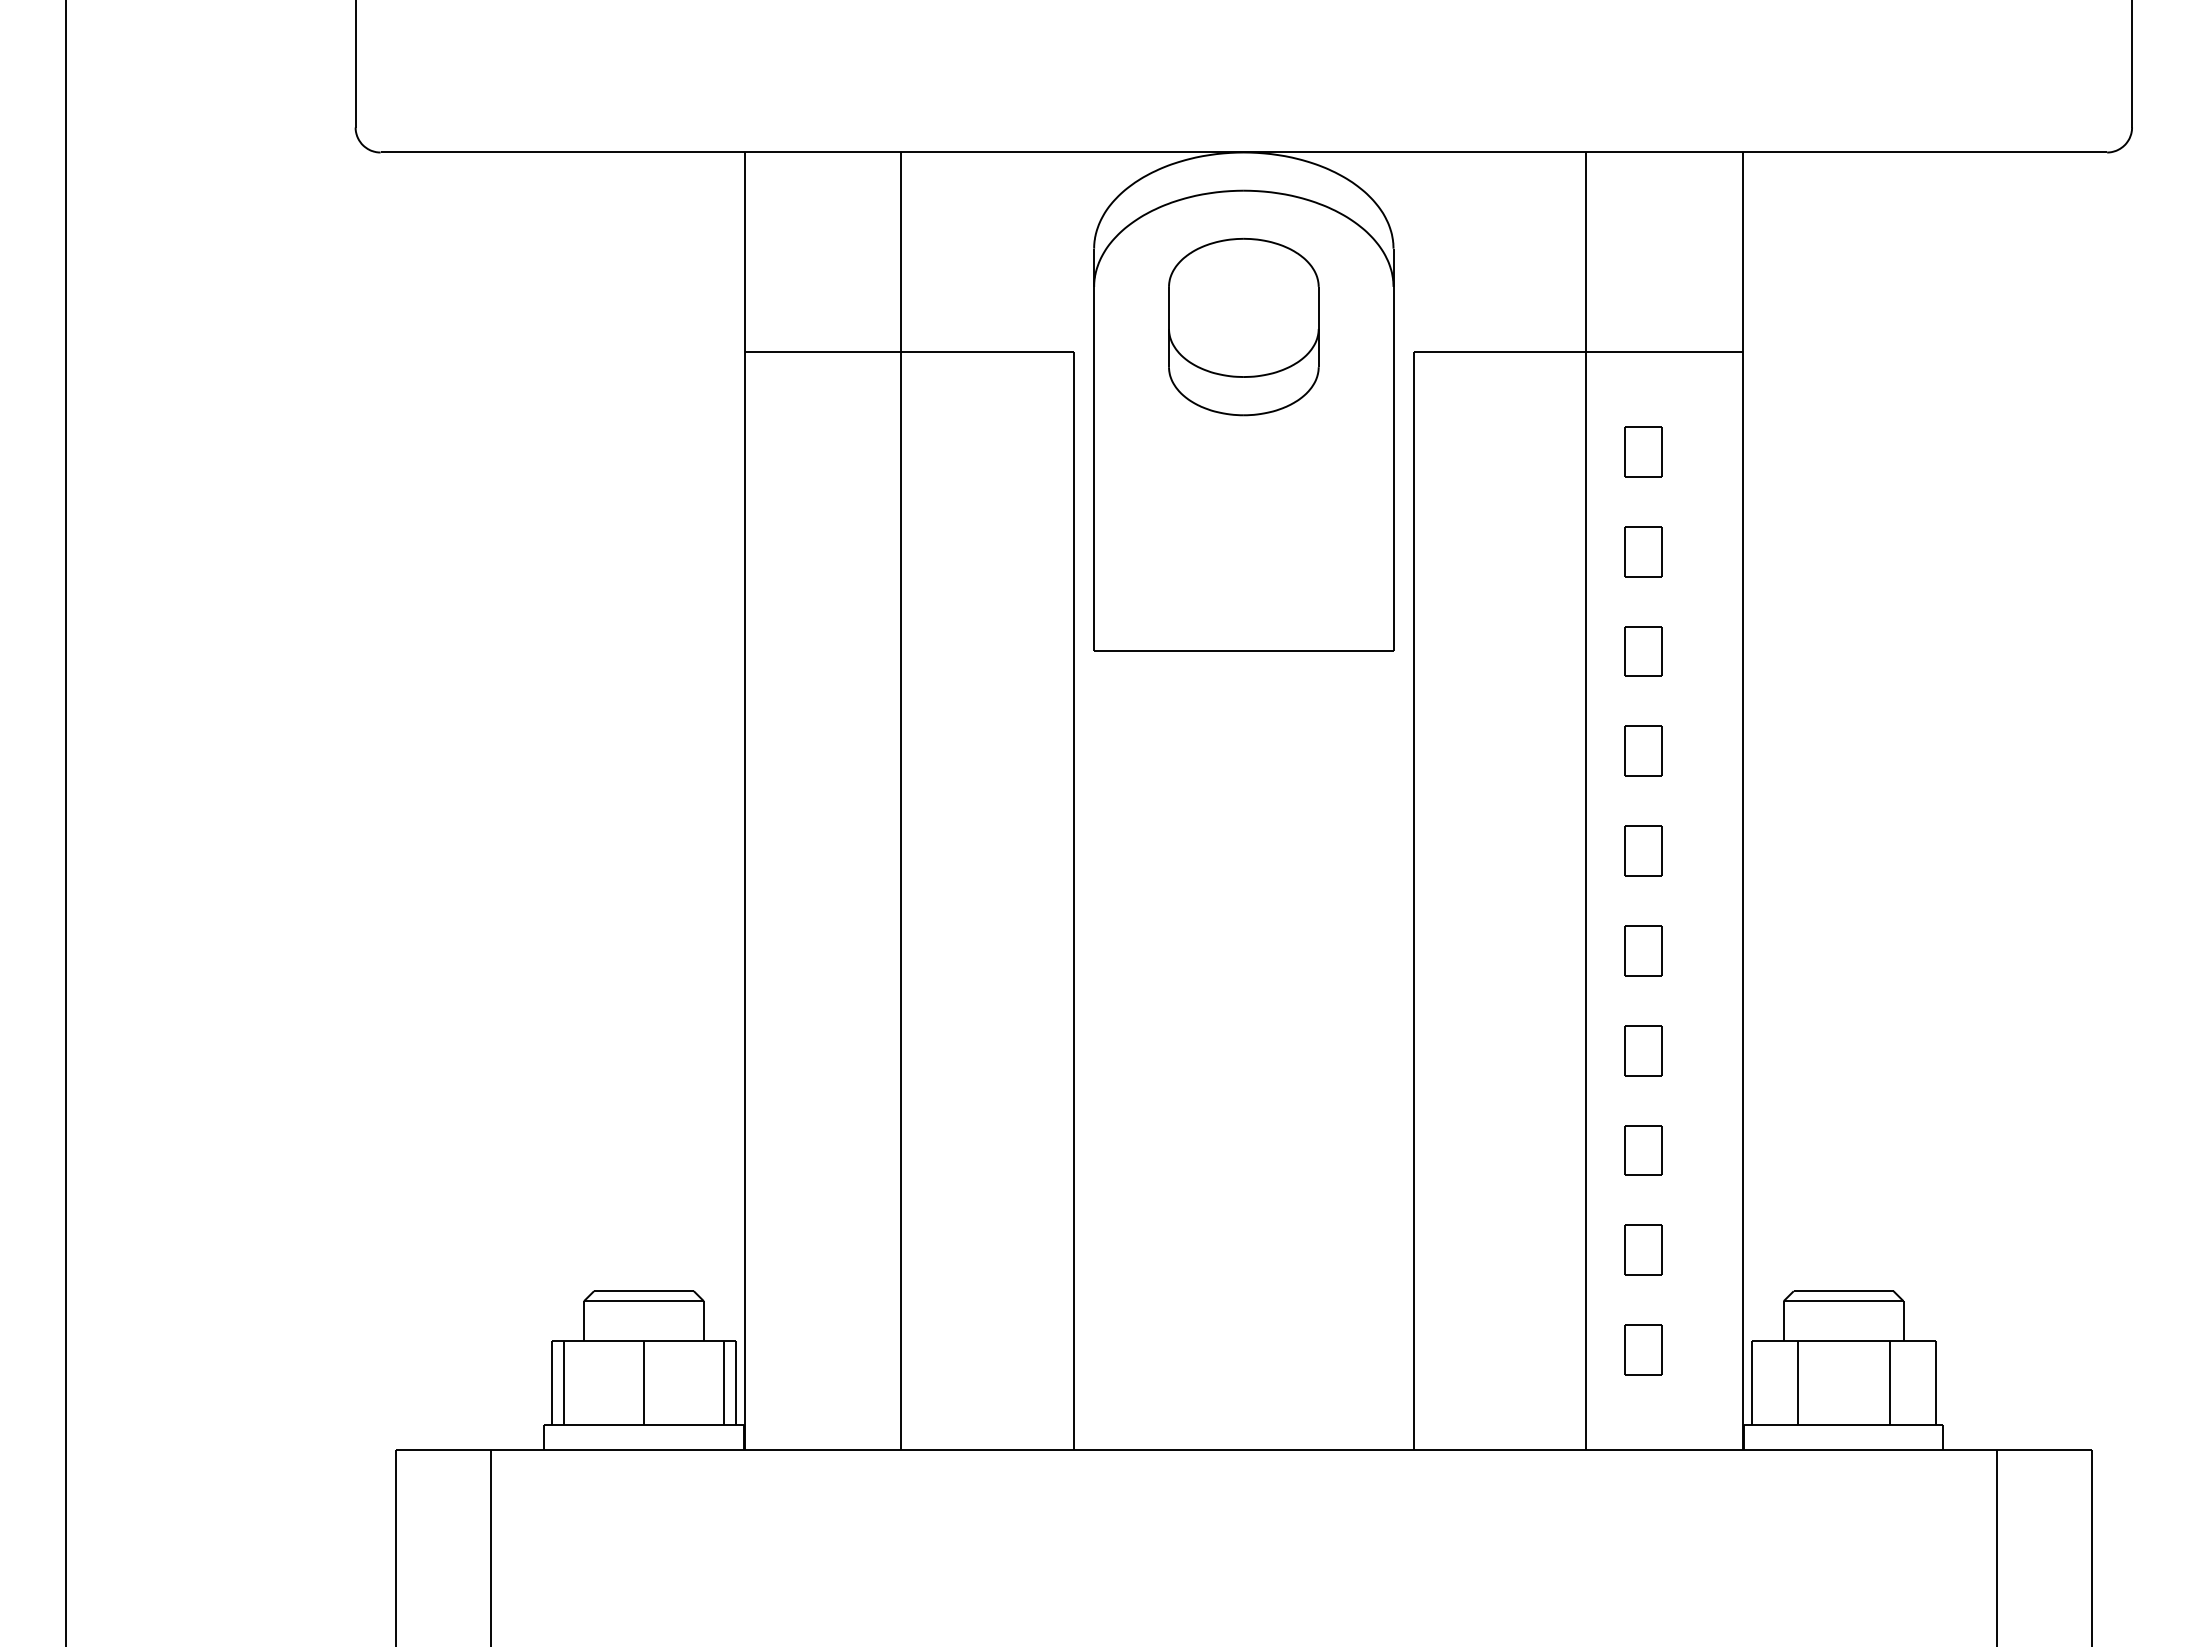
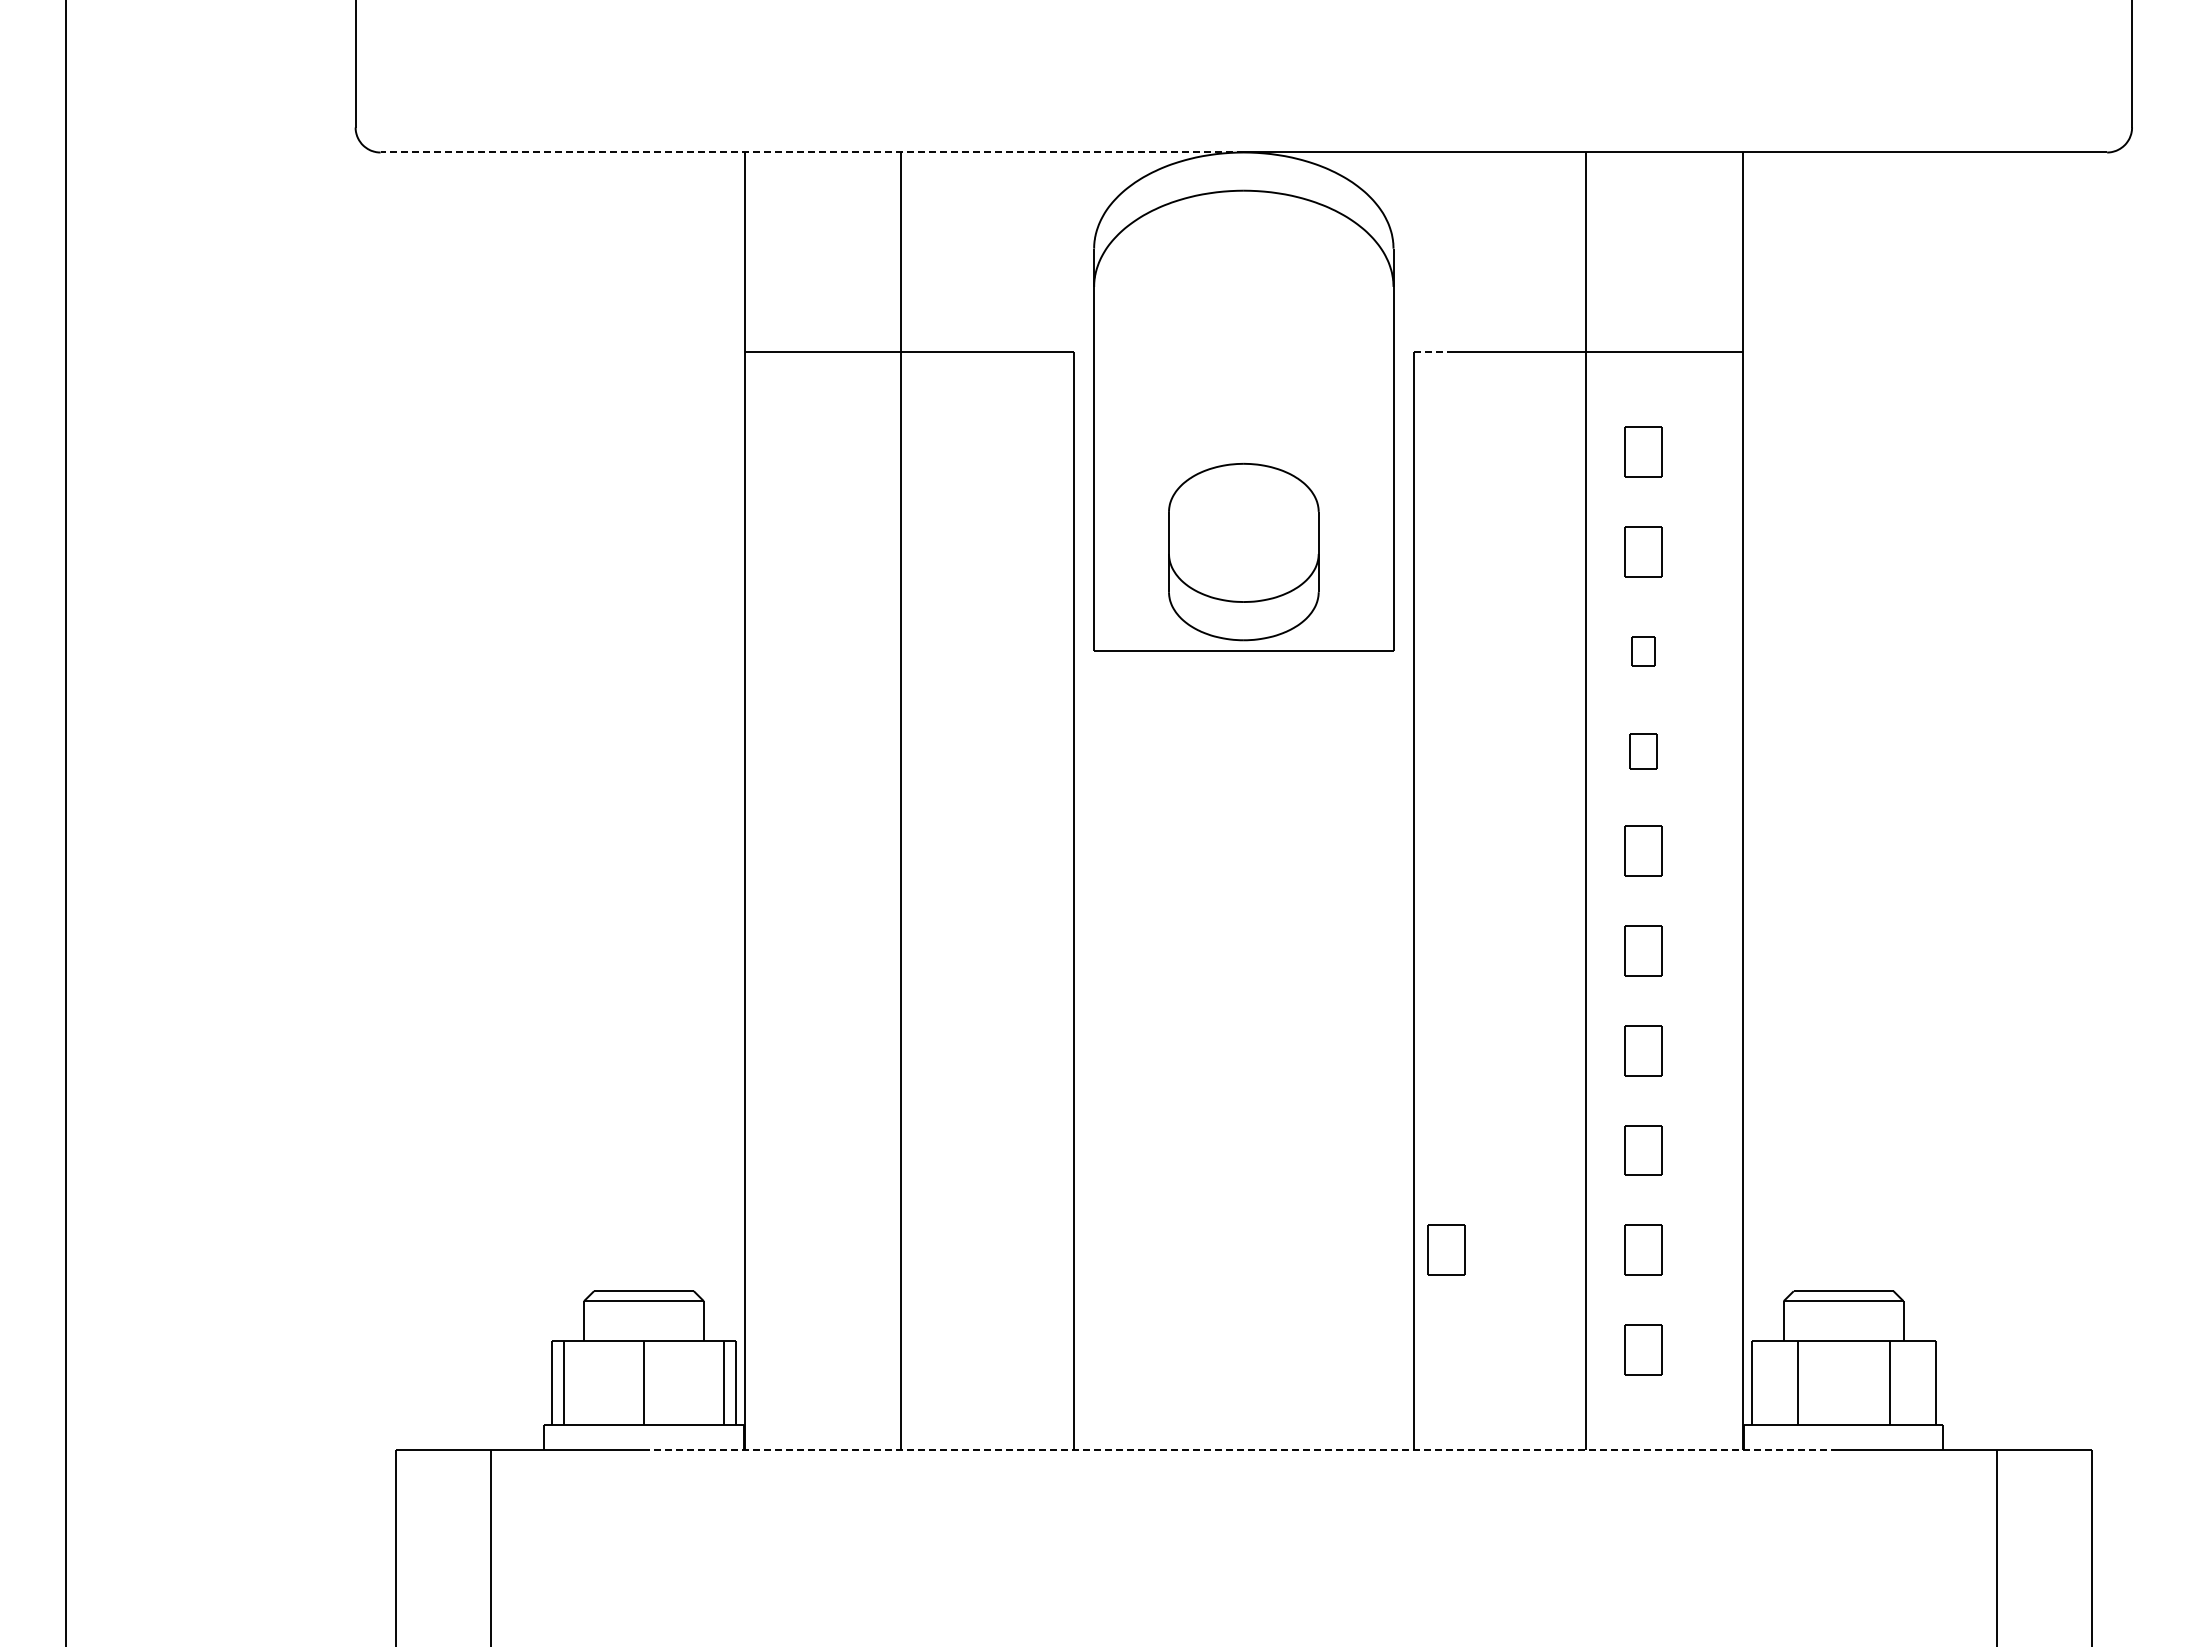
line: solid -> dashed (812, 152)
part position: (1243, 326) -> (1243, 551) (1243, 551)
line: solid -> dashed (1433, 352)
part size: 39x51 px -> 25x31 px (1643, 651)
part size: 39x52 px -> 29x37 px (1643, 751)
part: none -> present (1446, 1249)
line: solid -> dashed (1243, 1449)
